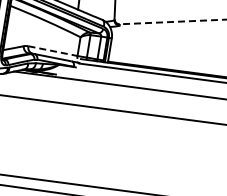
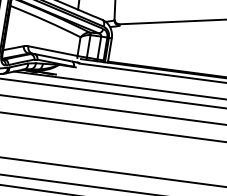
line: dashed -> solid (172, 21)
line: dashed -> solid (53, 51)
line: none -> present (112, 93)
line: none -> present (112, 126)
line: none -> present (112, 171)
